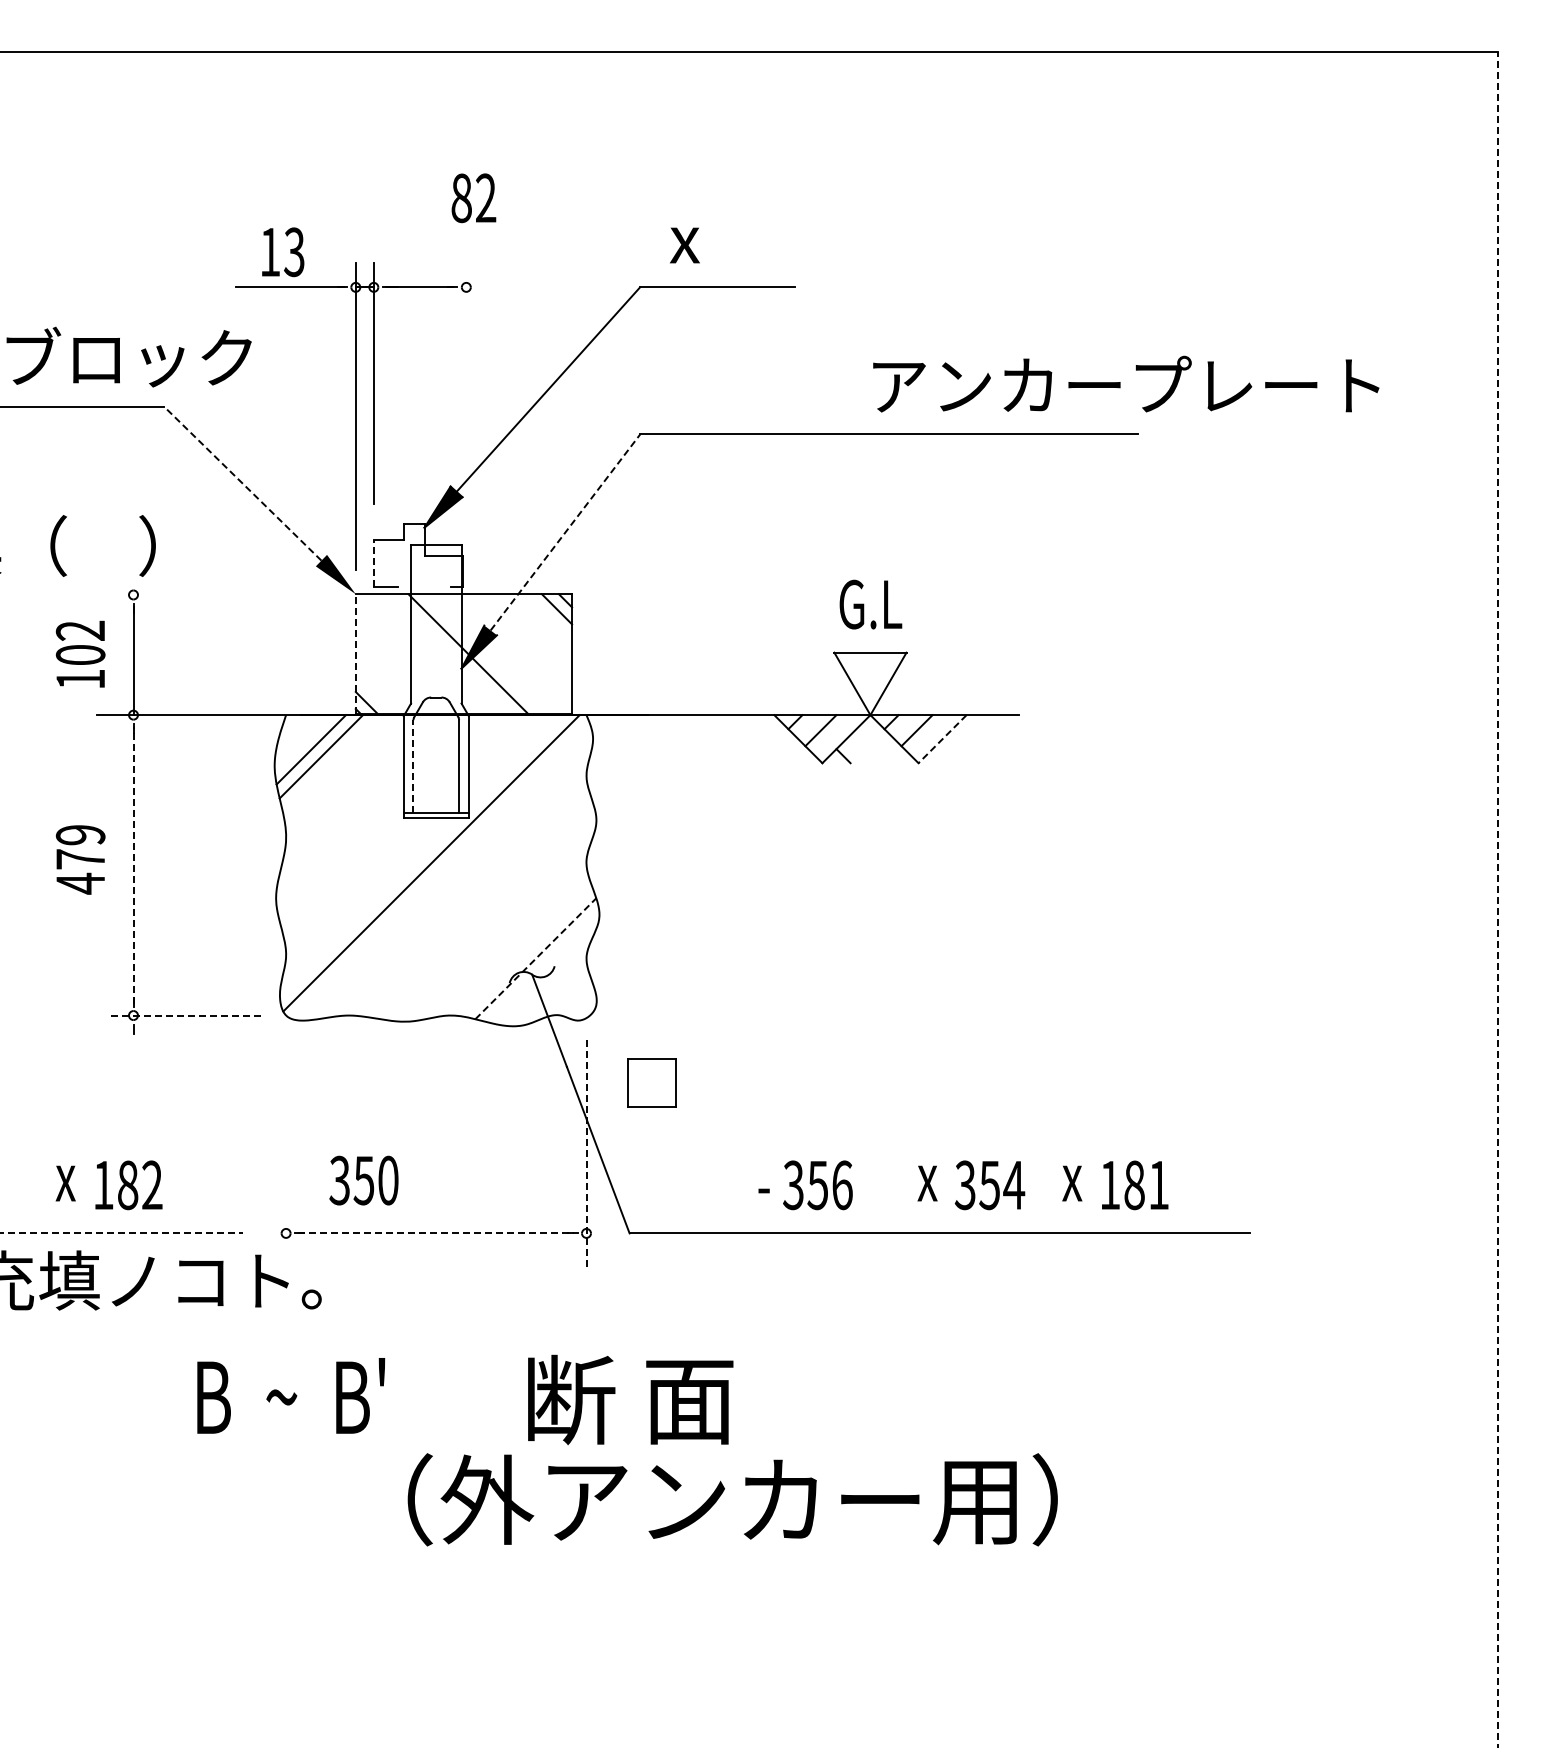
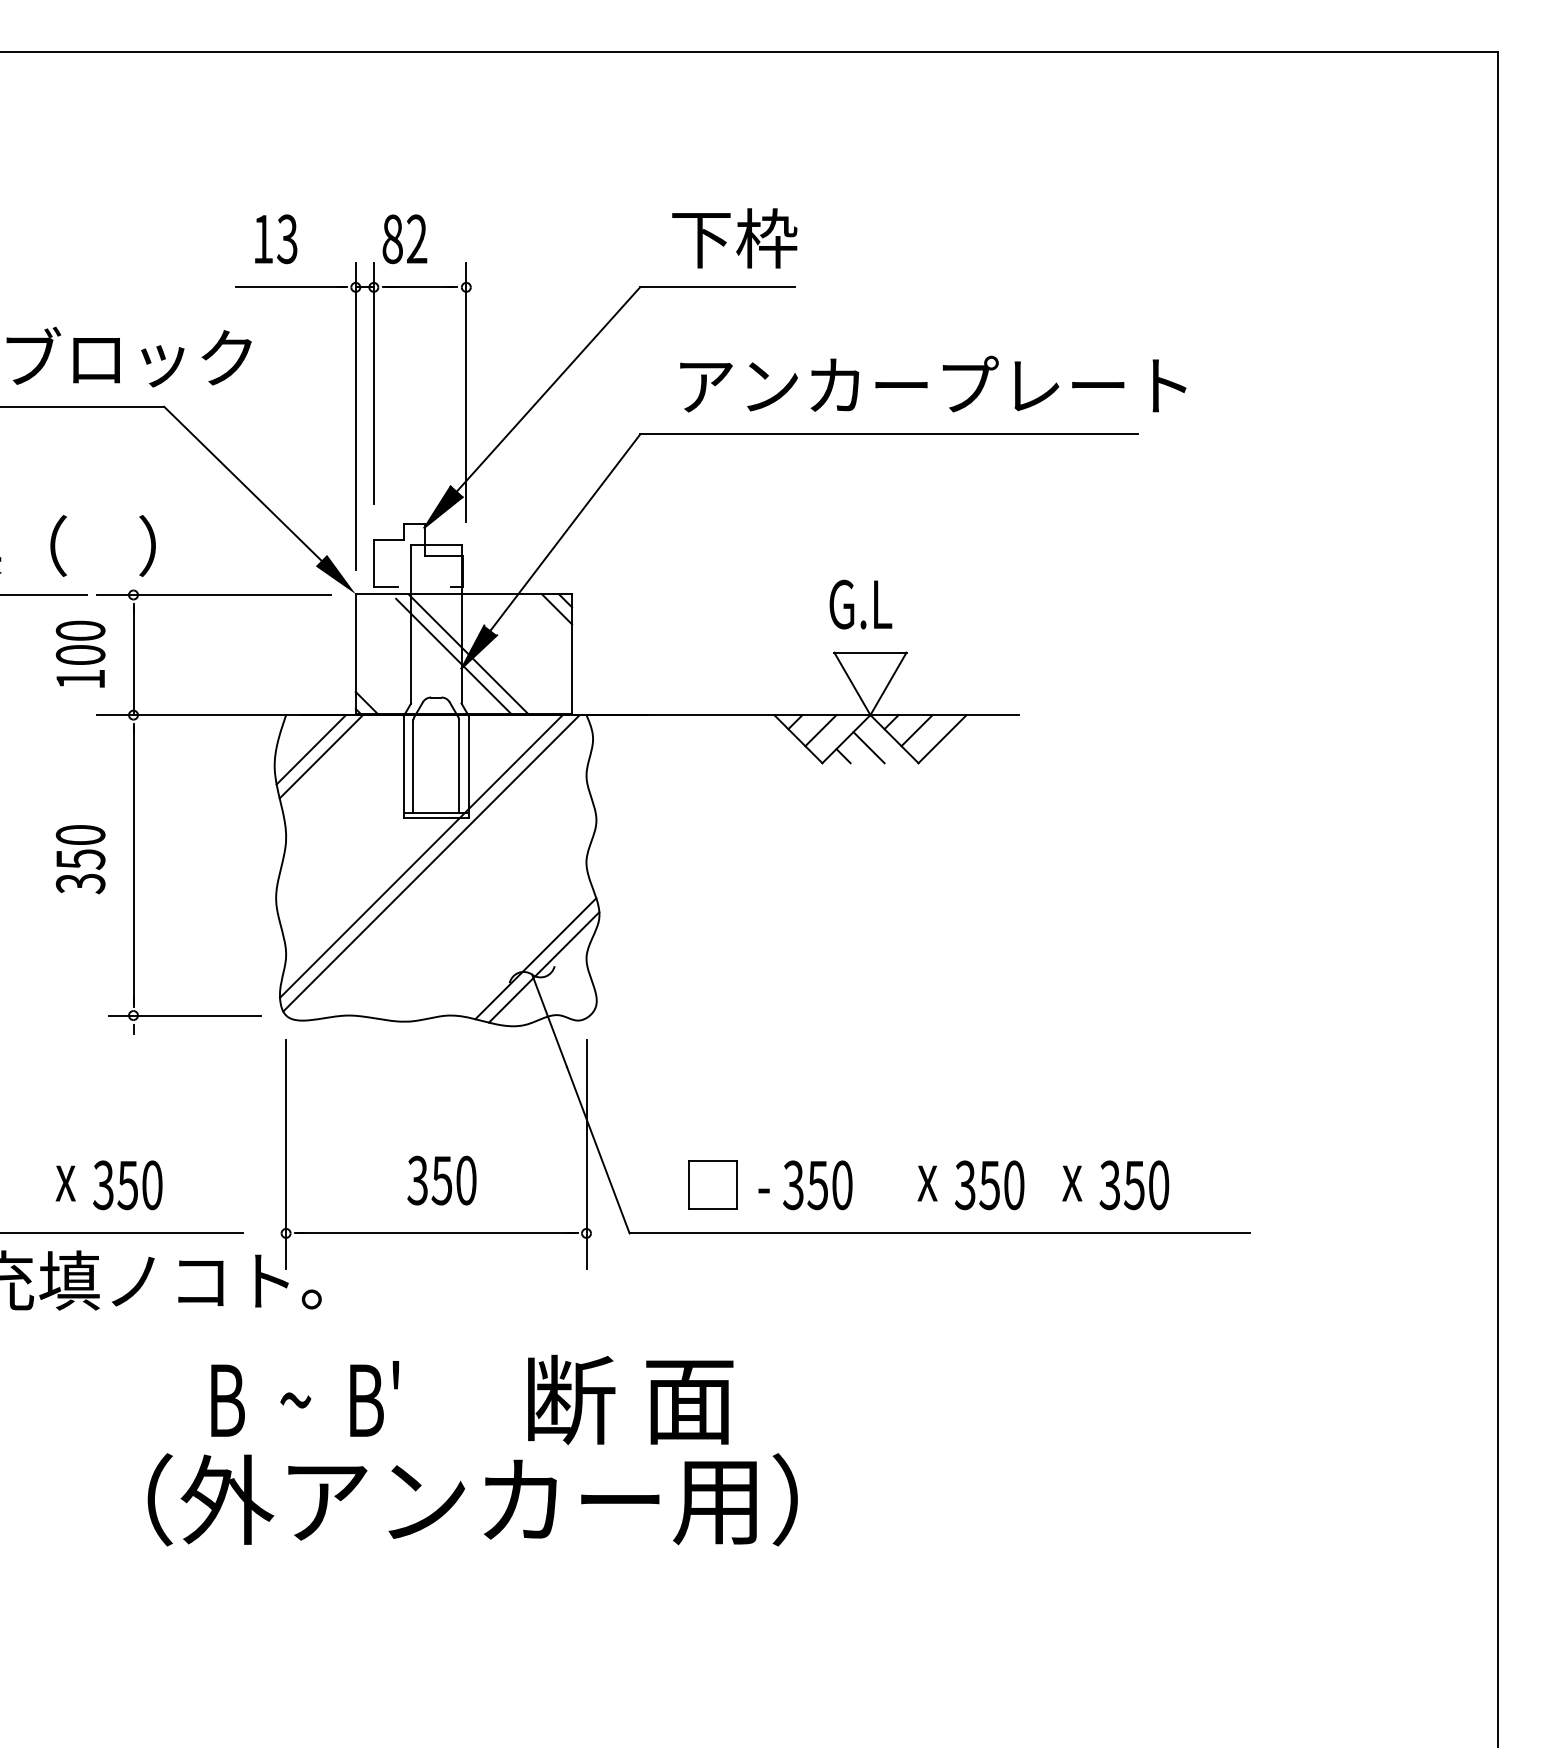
text position: (473, 198) -> (404, 239) (404, 239)
text: x -> 下枠 (733, 238)
text position: (283, 252) -> (276, 239) (276, 239)
text position: (1126, 383) -> (933, 383) (933, 383)
line: none -> present (466, 392)
line: dashed -> solid (242, 483)
line: dashed -> solid (565, 531)
line: dashed -> solid (373, 562)
line: none -> present (44, 594)
line: none -> present (214, 594)
text position: (870, 604) -> (860, 604) (860, 604)
text: 102 -> 100 (80, 630)
line: dashed -> solid (355, 653)
line: none -> present (453, 656)
line: dashed -> solid (942, 739)
line: none -> present (868, 747)
line: dashed -> solid (413, 766)
line: none -> present (421, 856)
text: 479 -> 350 (80, 859)
line: dashed -> solid (133, 864)
line: dashed -> solid (1497, 899)
line: dashed -> solid (535, 958)
line: none -> present (543, 967)
line: dashed -> solid (185, 1015)
part position: (651, 1082) -> (712, 1184) (712, 1184)
line: none -> present (286, 1154)
line: dashed -> solid (586, 1154)
text position: (363, 1180) -> (441, 1180) (441, 1180)
text: 182 -> 350 (127, 1185)
text: 356 -> 350 (842, 1185)
text: 354 -> 350 (1014, 1185)
text: 181 -> 350 (1134, 1185)
line: dashed -> solid (122, 1233)
line: dashed -> solid (436, 1233)
text position: (291, 1395) -> (305, 1398) (305, 1398)
text position: (732, 1499) -> (472, 1499) (472, 1499)
